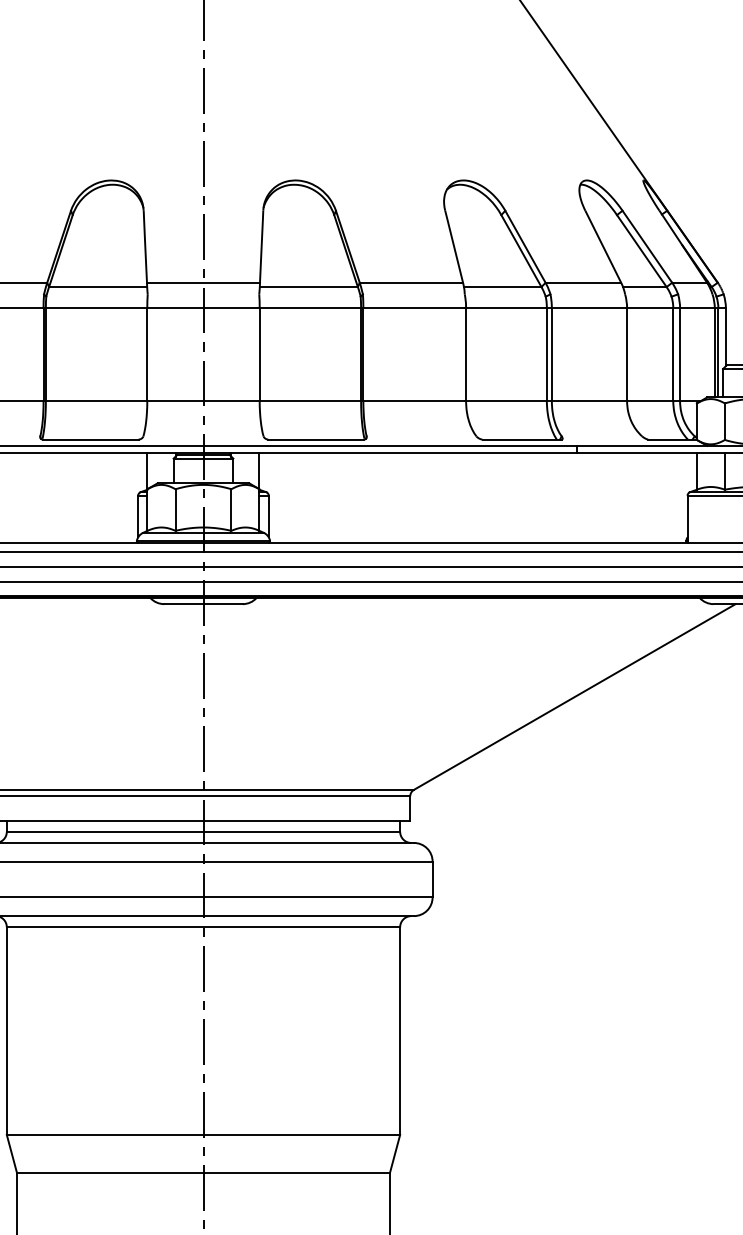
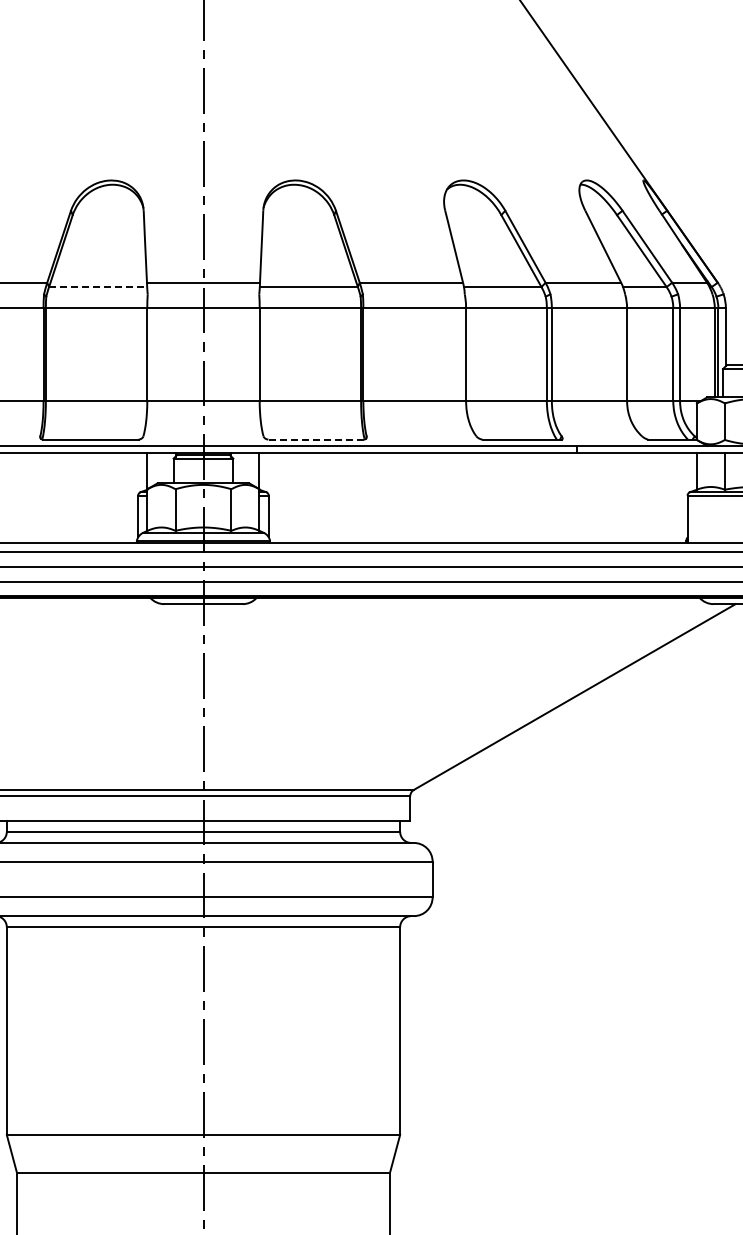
line: solid -> dashed (98, 287)
line: solid -> dashed (316, 439)
